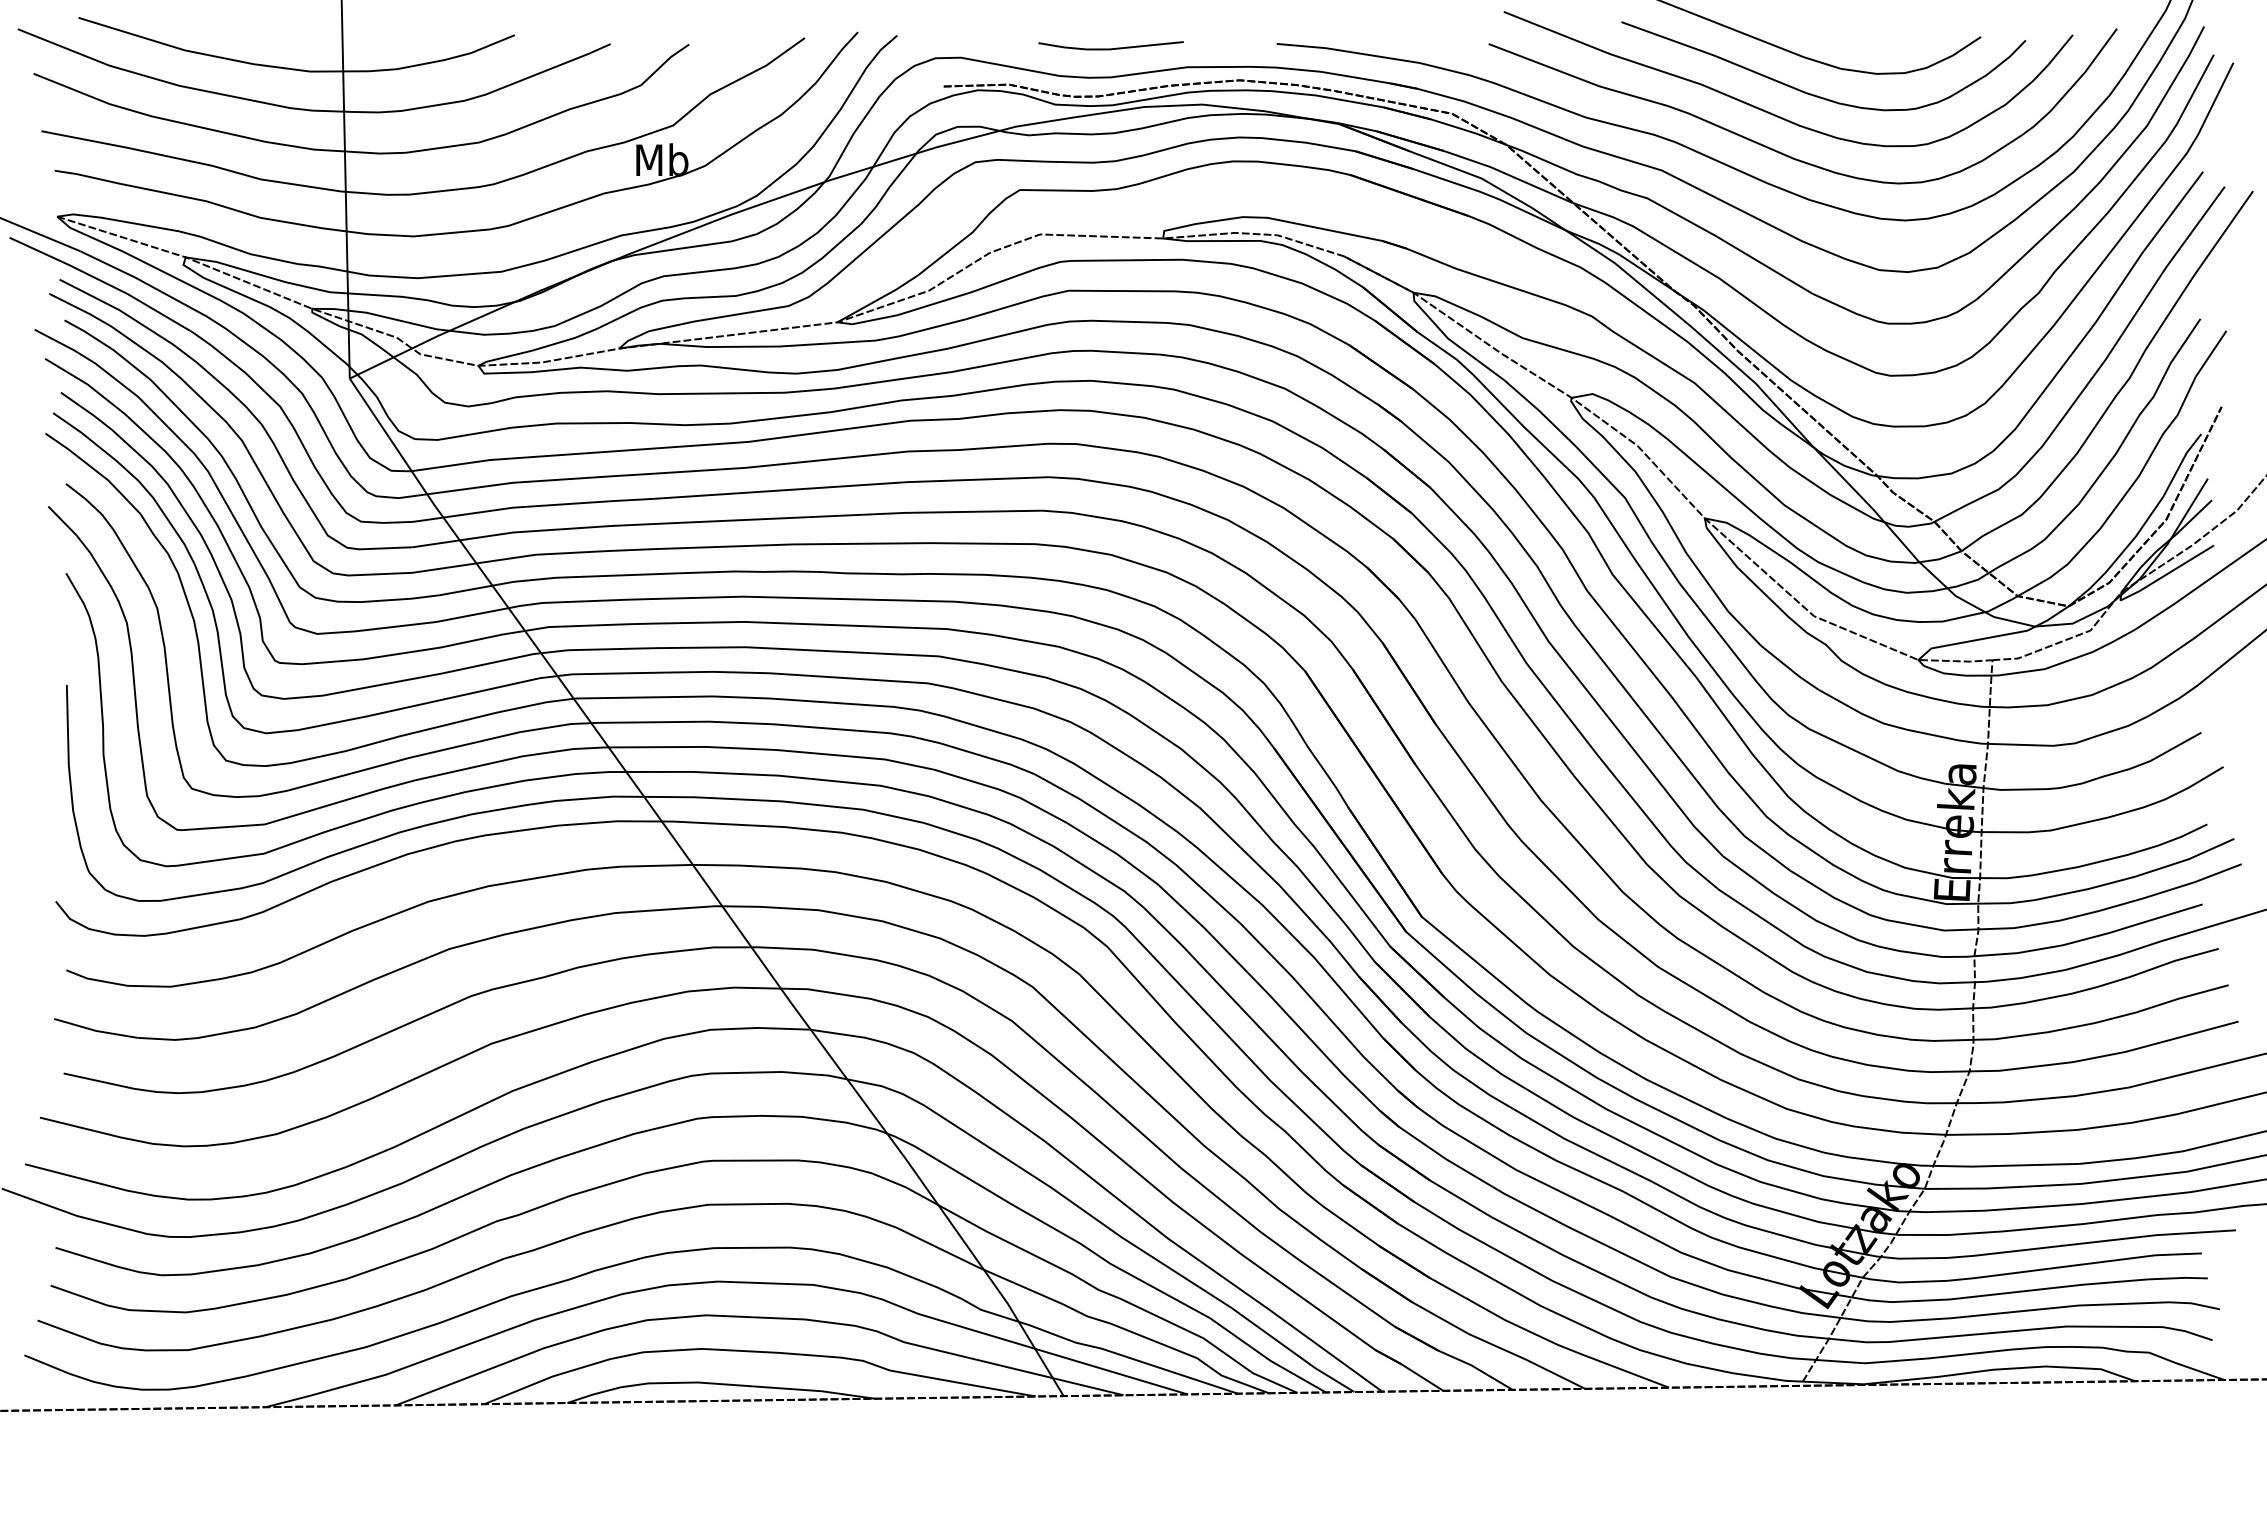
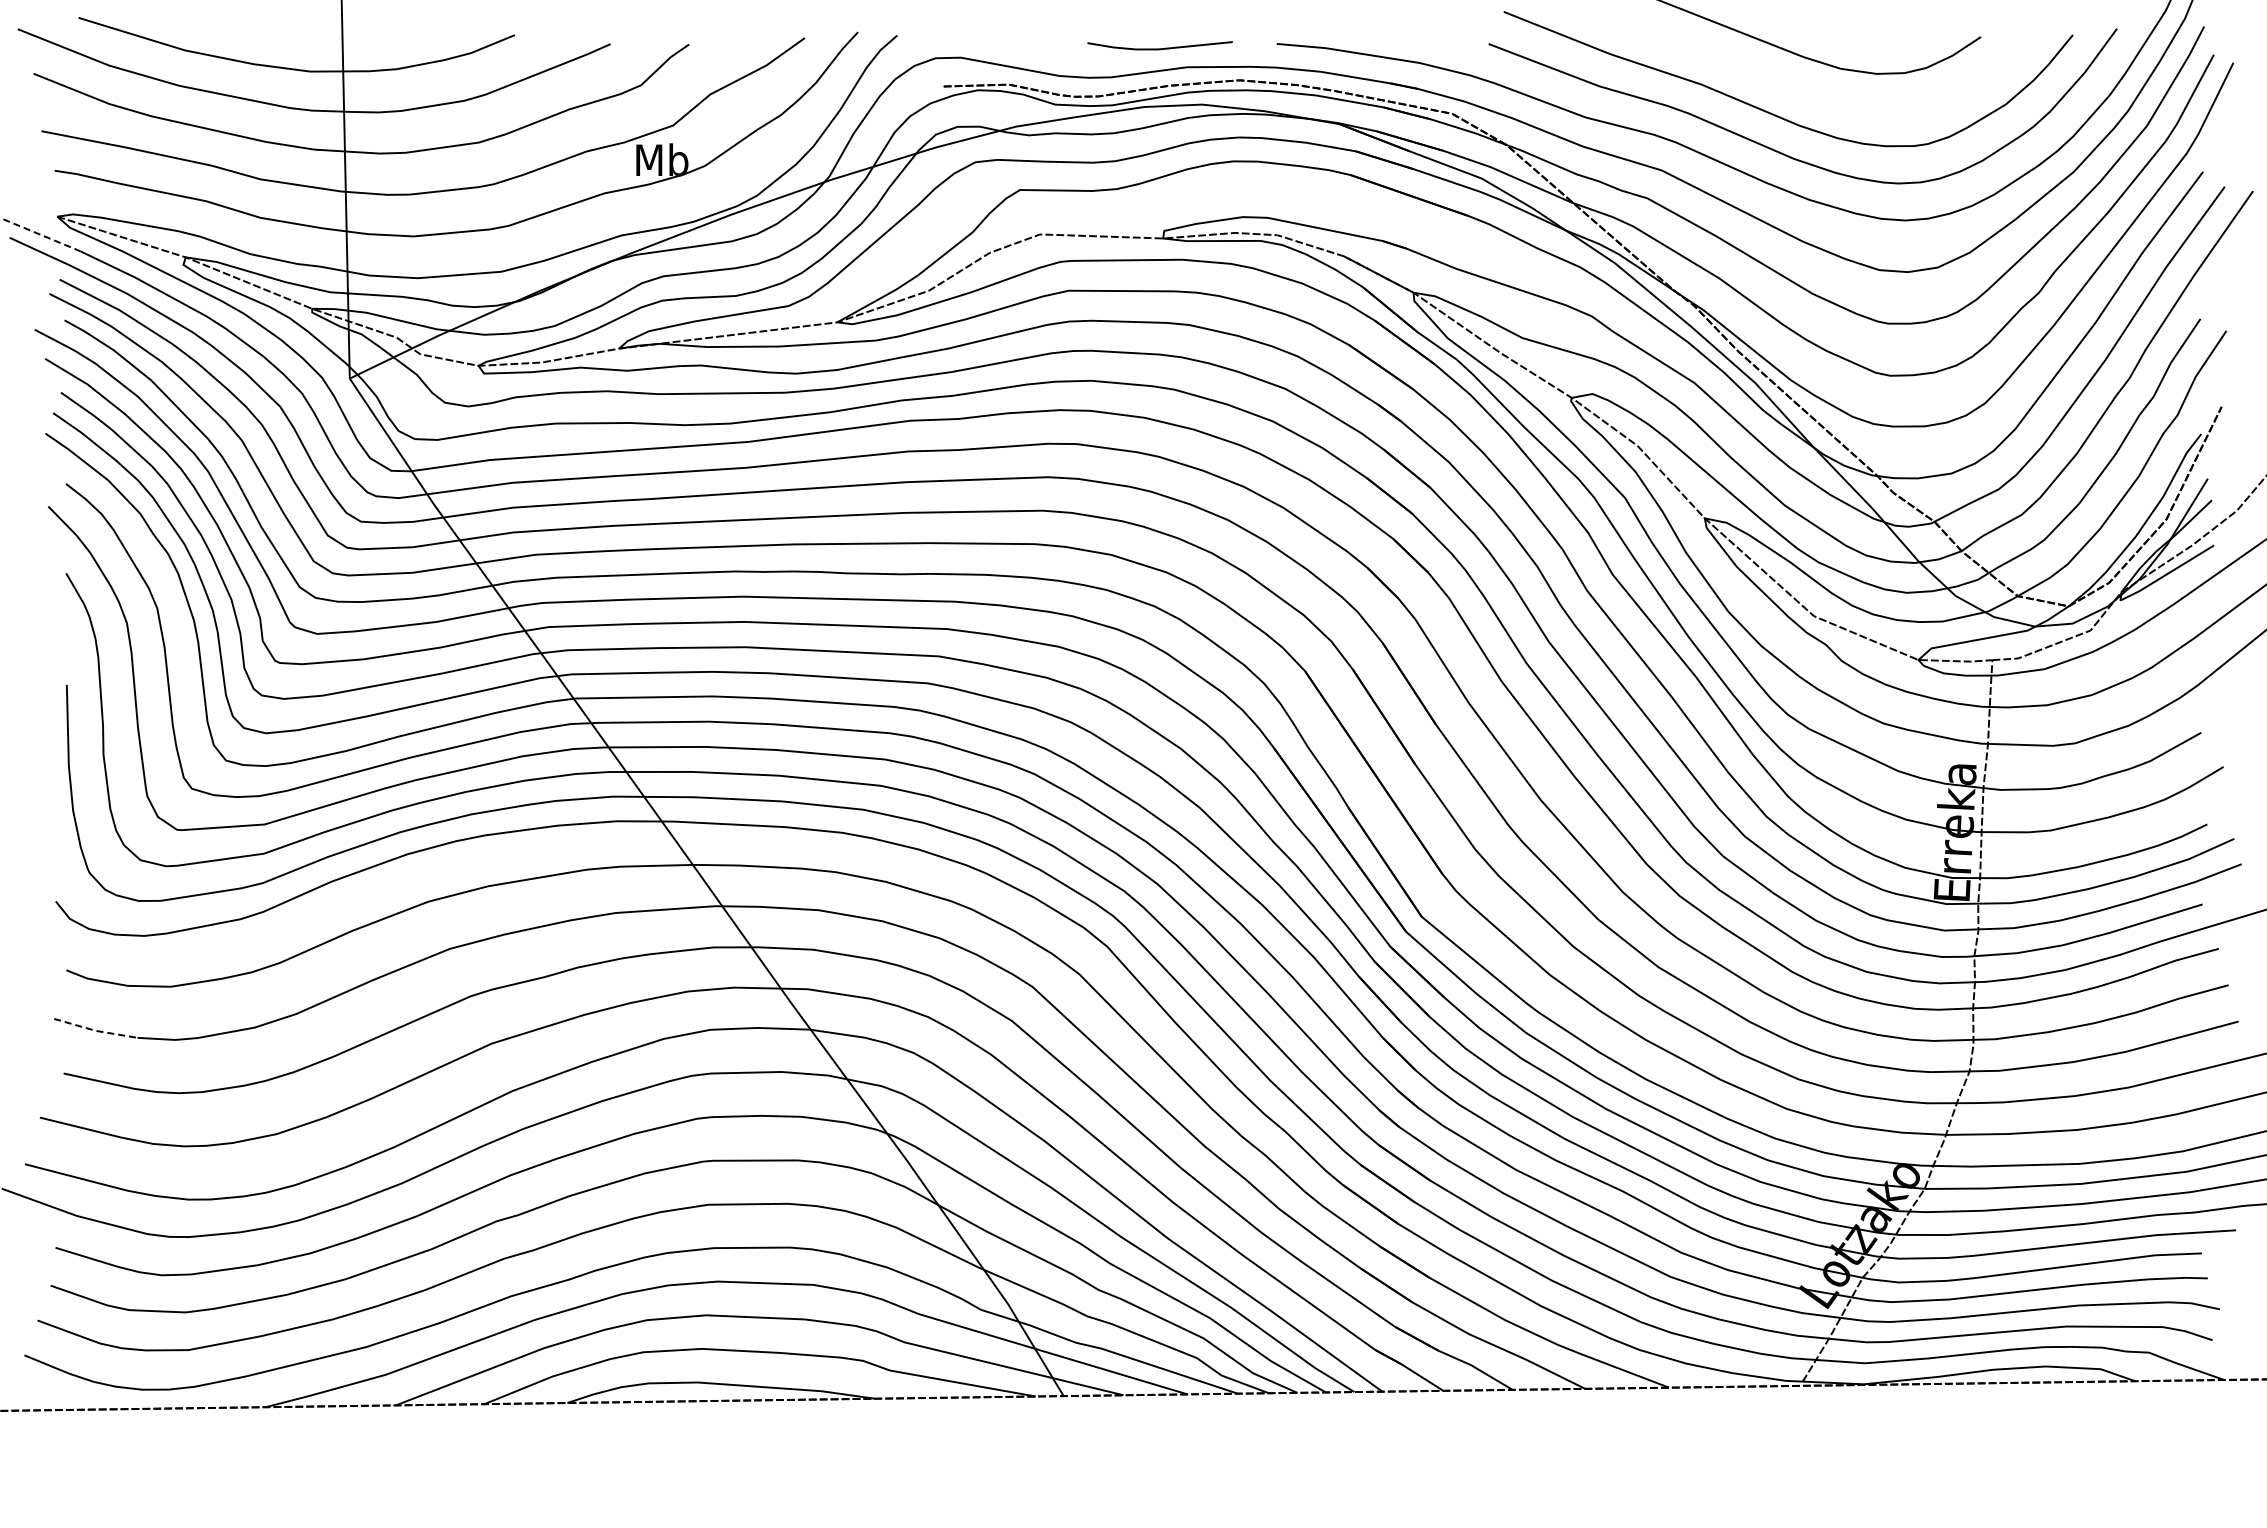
line position: (1110, 48) -> (1159, 48) (1159, 48)
curve: present -> none (1814, 94)
line: solid -> dashed (40, 234)
line: solid -> dashed (96, 1030)
